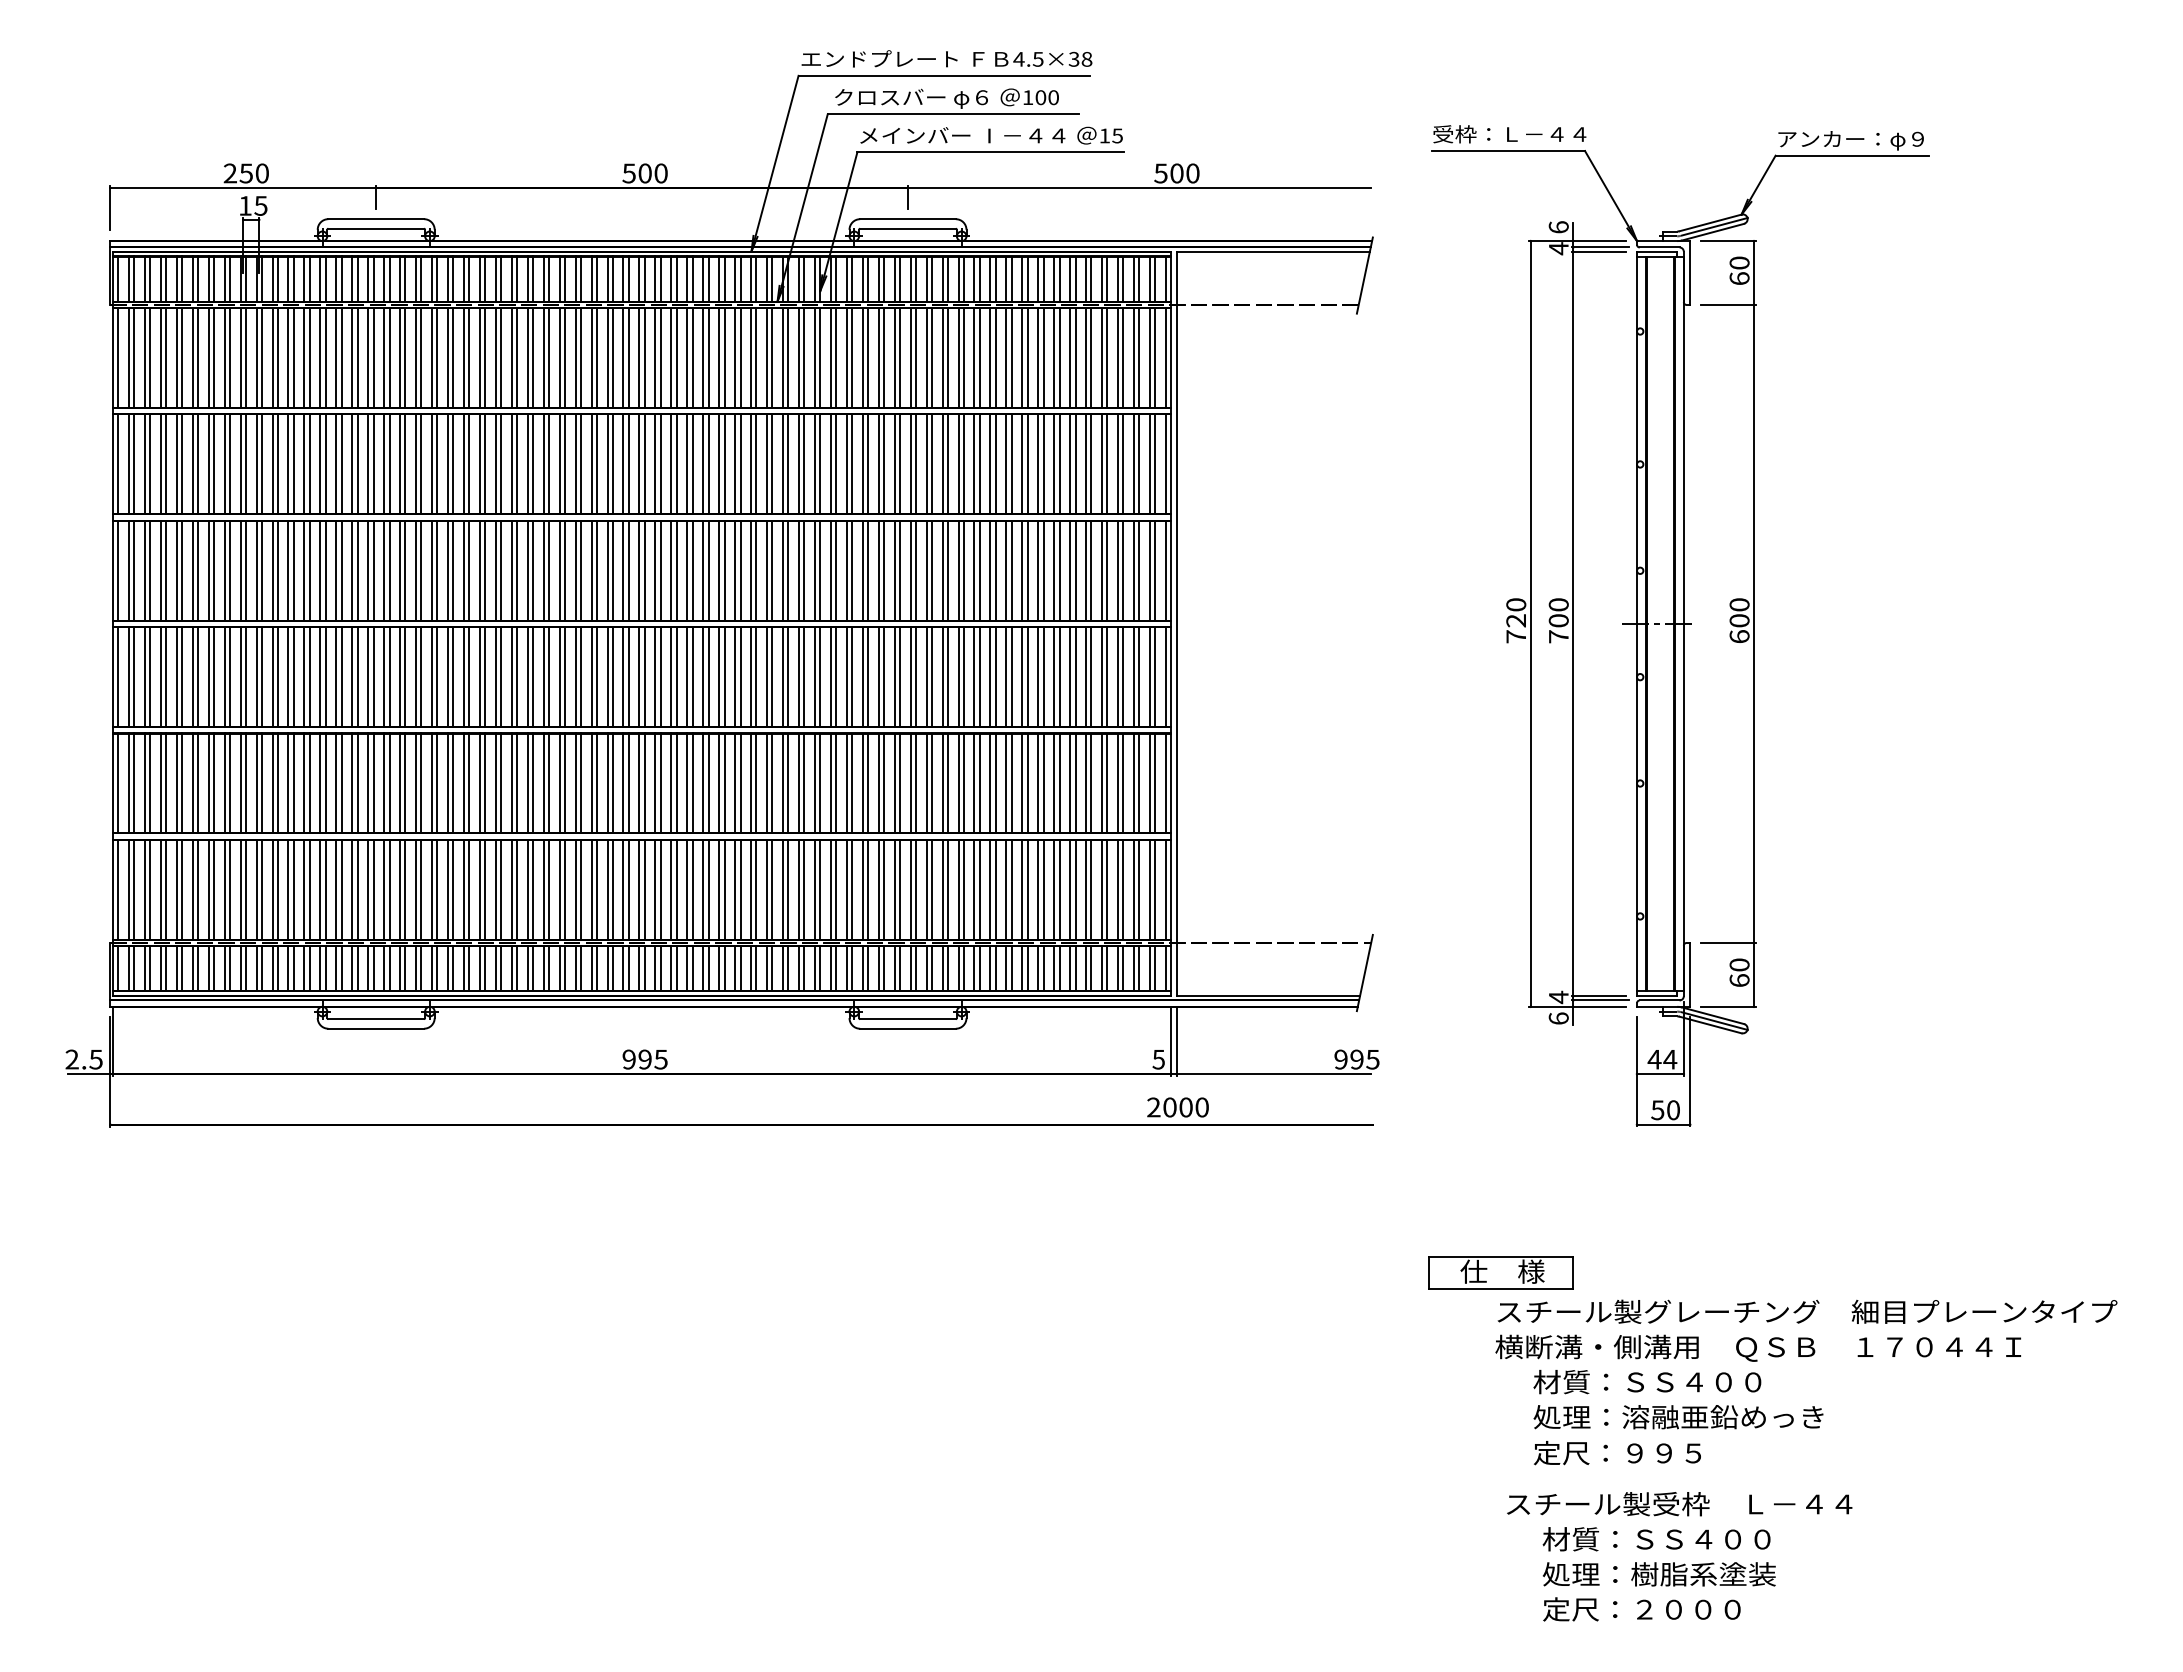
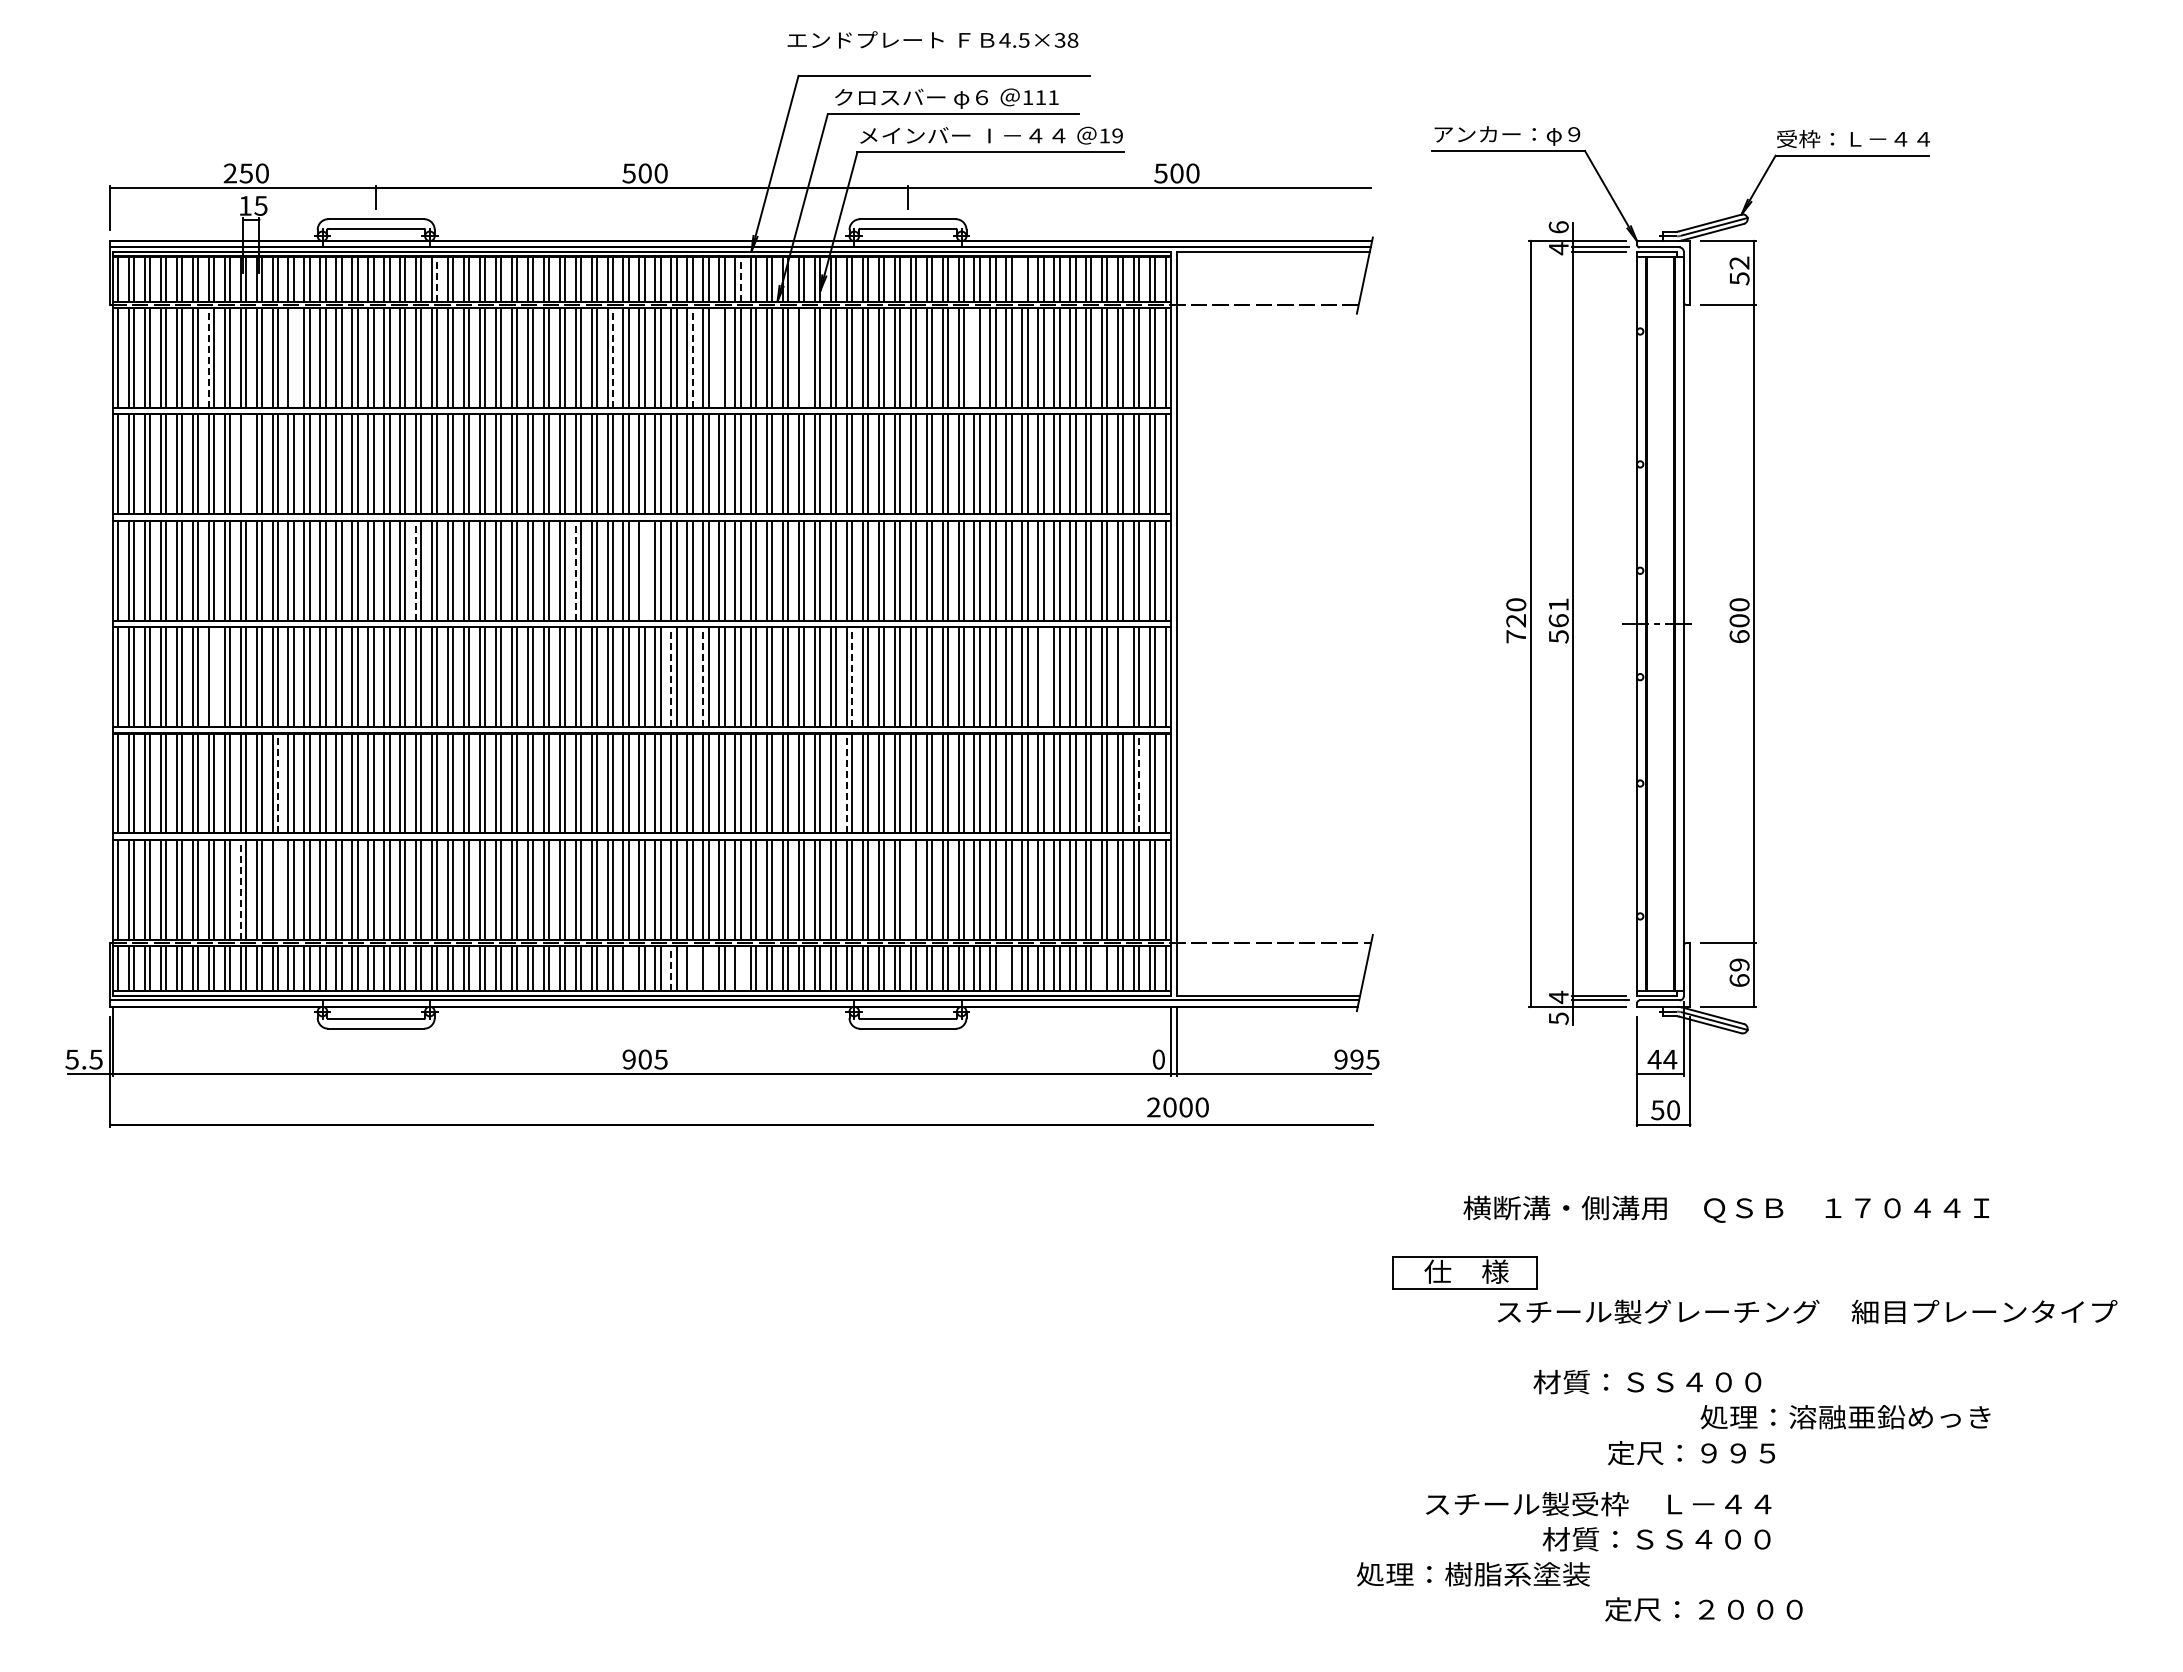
text position: (946, 58) -> (932, 39) (932, 39)
text: 100 -> 111 (1046, 97)
text: 15 -> 19 (1117, 135)
text: 受枠：Ｌ－４４ -> アンカー：φ９ (1509, 135)
text: アンカー：φ９ -> 受枠：Ｌ－４４ (1853, 140)
text: 60 -> 52 (1739, 270)
line: present -> none (1022, 278)
line: solid -> dashed (437, 279)
line: solid -> dashed (740, 279)
line: solid -> dashed (208, 358)
line: present -> none (293, 358)
line: solid -> dashed (612, 358)
line: solid -> dashed (692, 358)
line: present -> none (719, 358)
line: present -> none (804, 358)
line: present -> none (974, 358)
line: present -> none (245, 464)
line: solid -> dashed (416, 570)
line: solid -> dashed (575, 570)
line: present -> none (644, 570)
text: 700 -> 561 (1558, 620)
line: present -> none (214, 677)
line: solid -> dashed (671, 677)
line: solid -> dashed (703, 677)
line: solid -> dashed (852, 677)
line: present -> none (1043, 677)
line: present -> none (1123, 677)
line: solid -> dashed (277, 783)
line: solid -> dashed (846, 783)
line: solid -> dashed (1139, 783)
line: solid -> dashed (240, 889)
line: present -> none (277, 889)
line: present -> none (910, 889)
text: 60 -> 69 (1739, 964)
line: present -> none (628, 968)
line: solid -> dashed (671, 968)
line: present -> none (692, 968)
line: present -> none (708, 968)
line: present -> none (740, 968)
line: present -> none (1006, 968)
line: present -> none (1102, 968)
text: 6 -> 5 (1558, 1018)
text: 2.5 -> 5.5 (71, 1059)
text: 995 -> 905 (644, 1059)
text: 5 -> 0 (1158, 1059)
part position: (1500, 1272) -> (1464, 1272) (1464, 1272)
text position: (1757, 1347) -> (1725, 1208) (1725, 1208)
text position: (1678, 1417) -> (1845, 1417) (1845, 1417)
text position: (1617, 1453) -> (1691, 1453) (1691, 1453)
text position: (1679, 1504) -> (1598, 1504) (1598, 1504)
text position: (1658, 1574) -> (1472, 1574) (1472, 1574)
text position: (1641, 1609) -> (1703, 1609) (1703, 1609)
